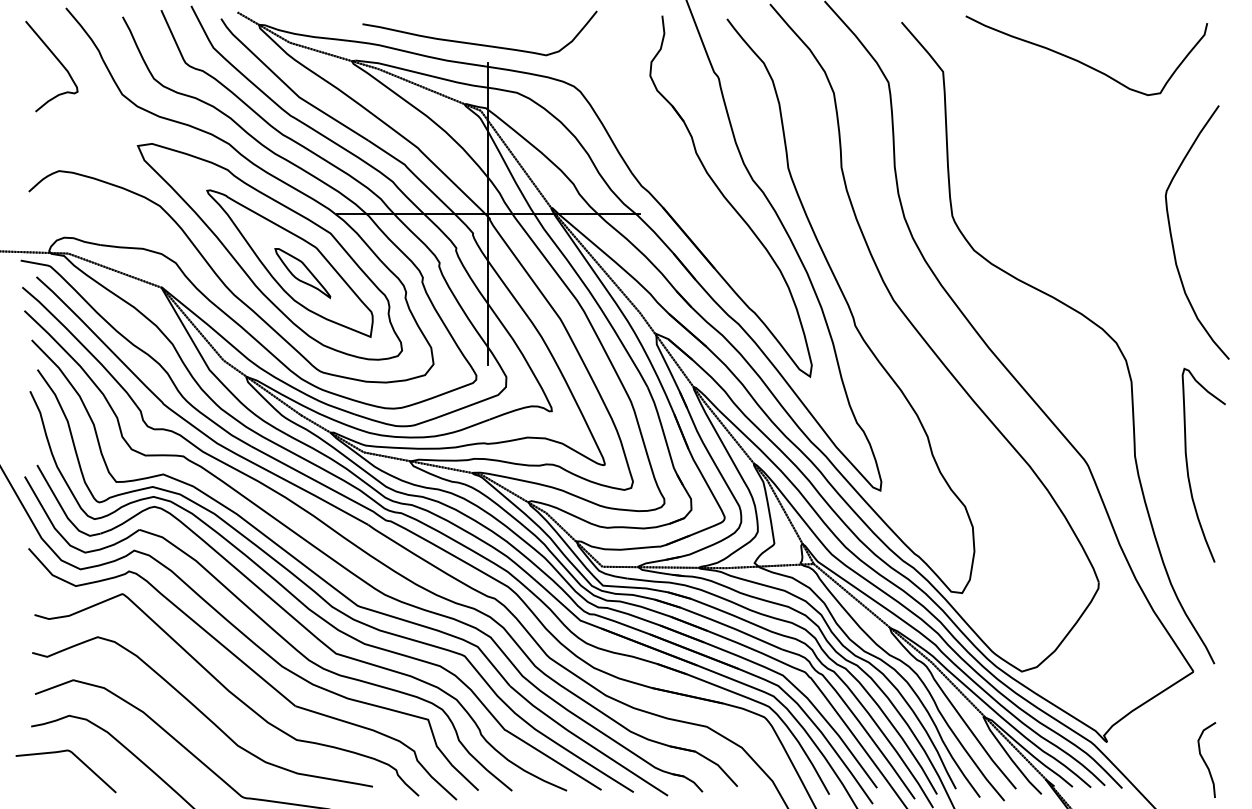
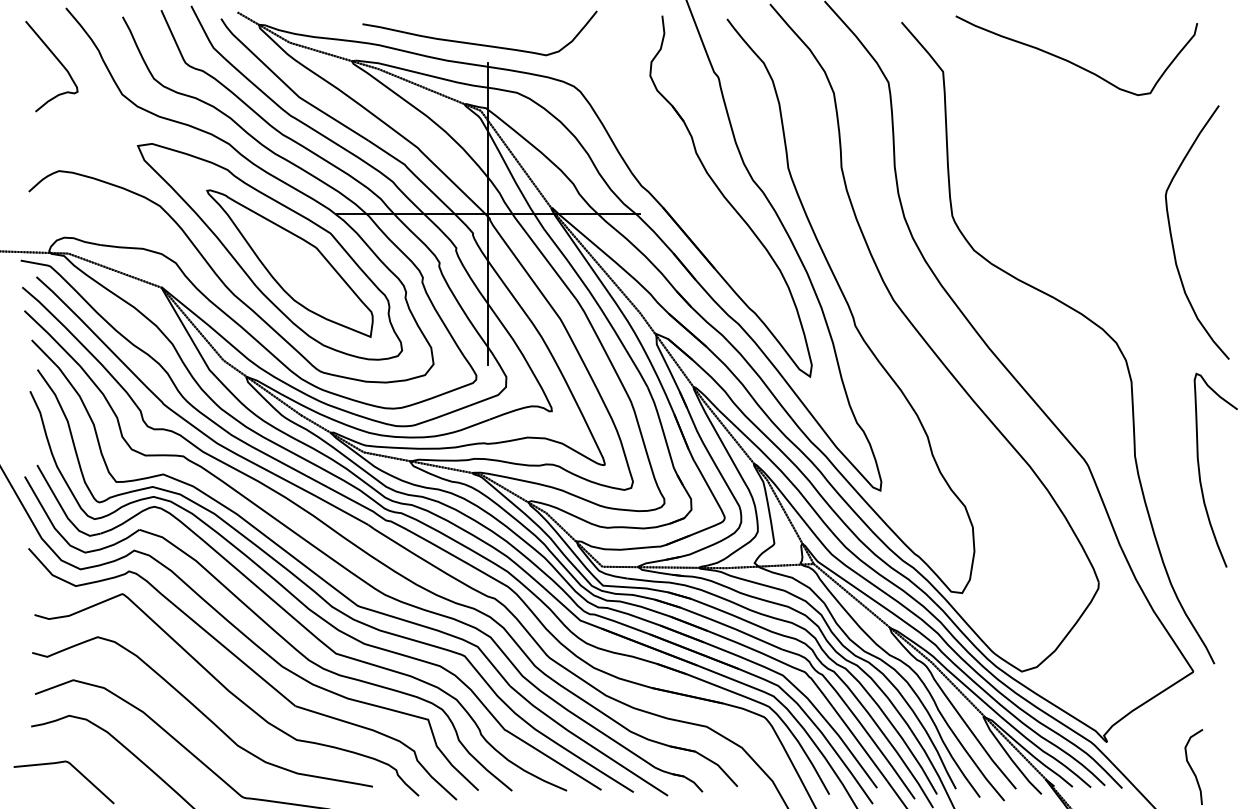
curve position: (1083, 62) -> (1073, 62) (1073, 62)
part: present -> none (302, 273)
curve position: (1188, 466) -> (1200, 471) (1200, 471)
curve position: (75, 757) -> (73, 768) (73, 768)
curve position: (1204, 759) -> (1191, 766) (1191, 766)
